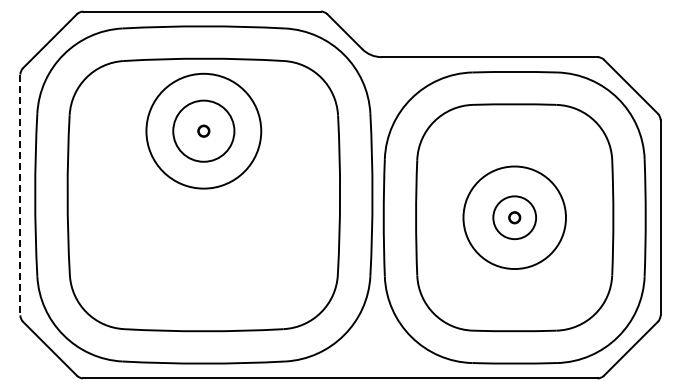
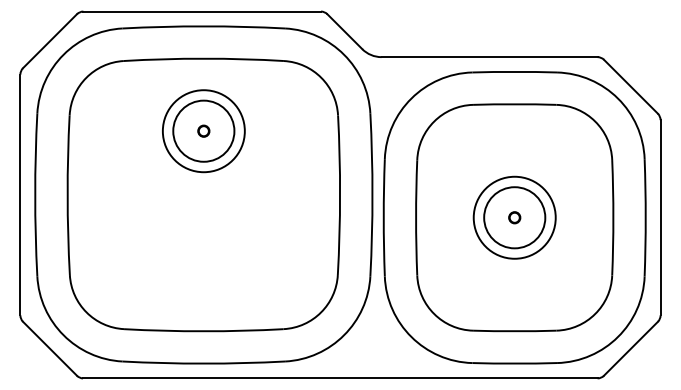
circle diameter: 115 px -> 82 px (203, 131)
line: dashed -> solid (20, 195)
circle diameter: 102 px -> 82 px (514, 217)
circle diameter: 43 px -> 61 px (514, 217)
